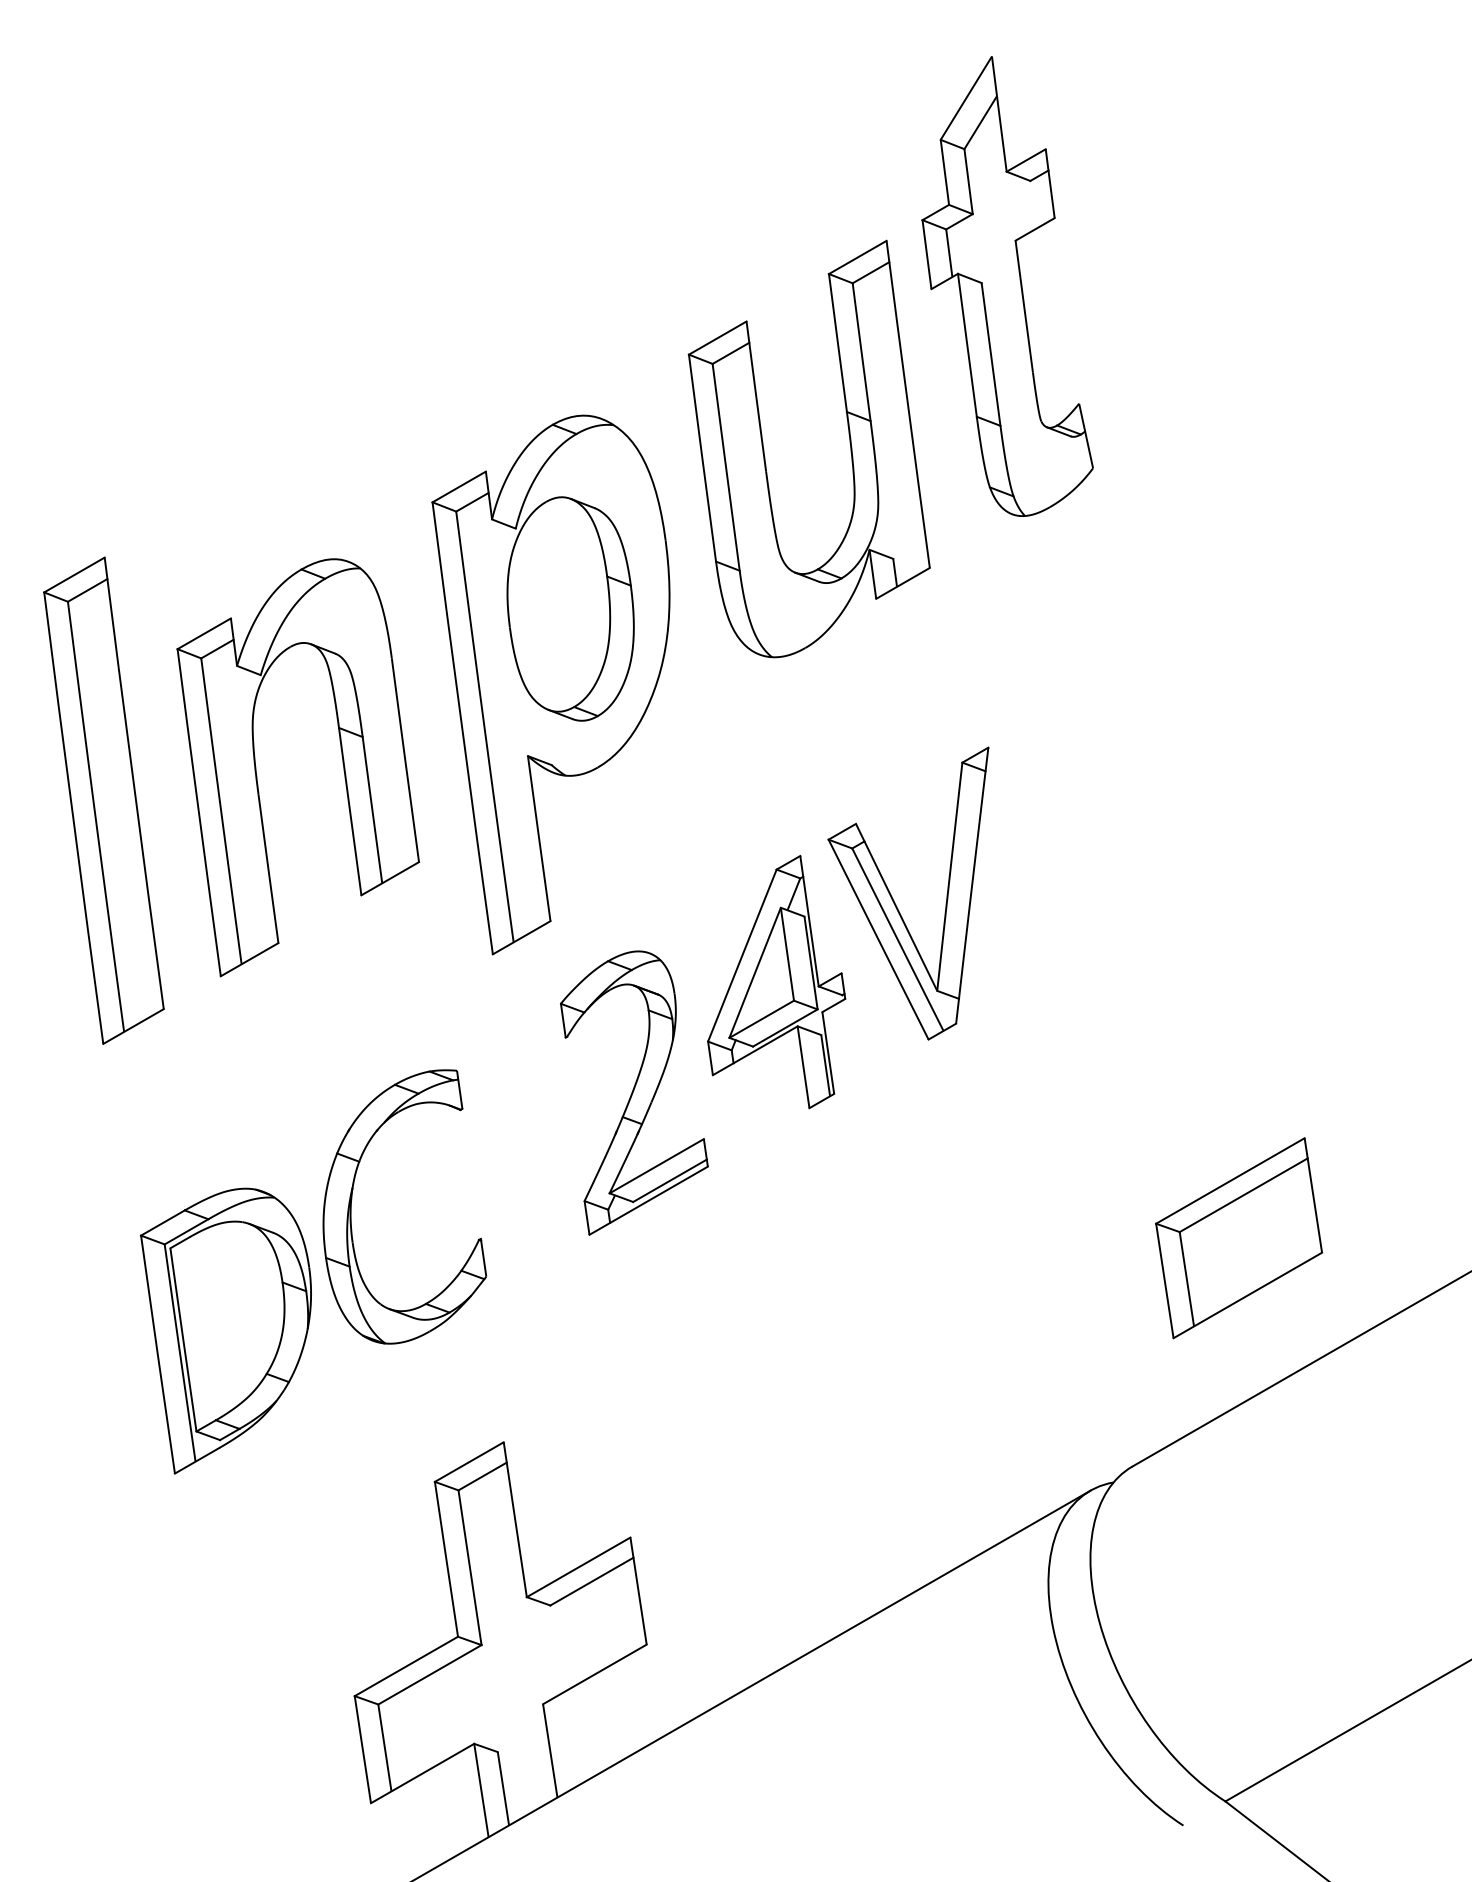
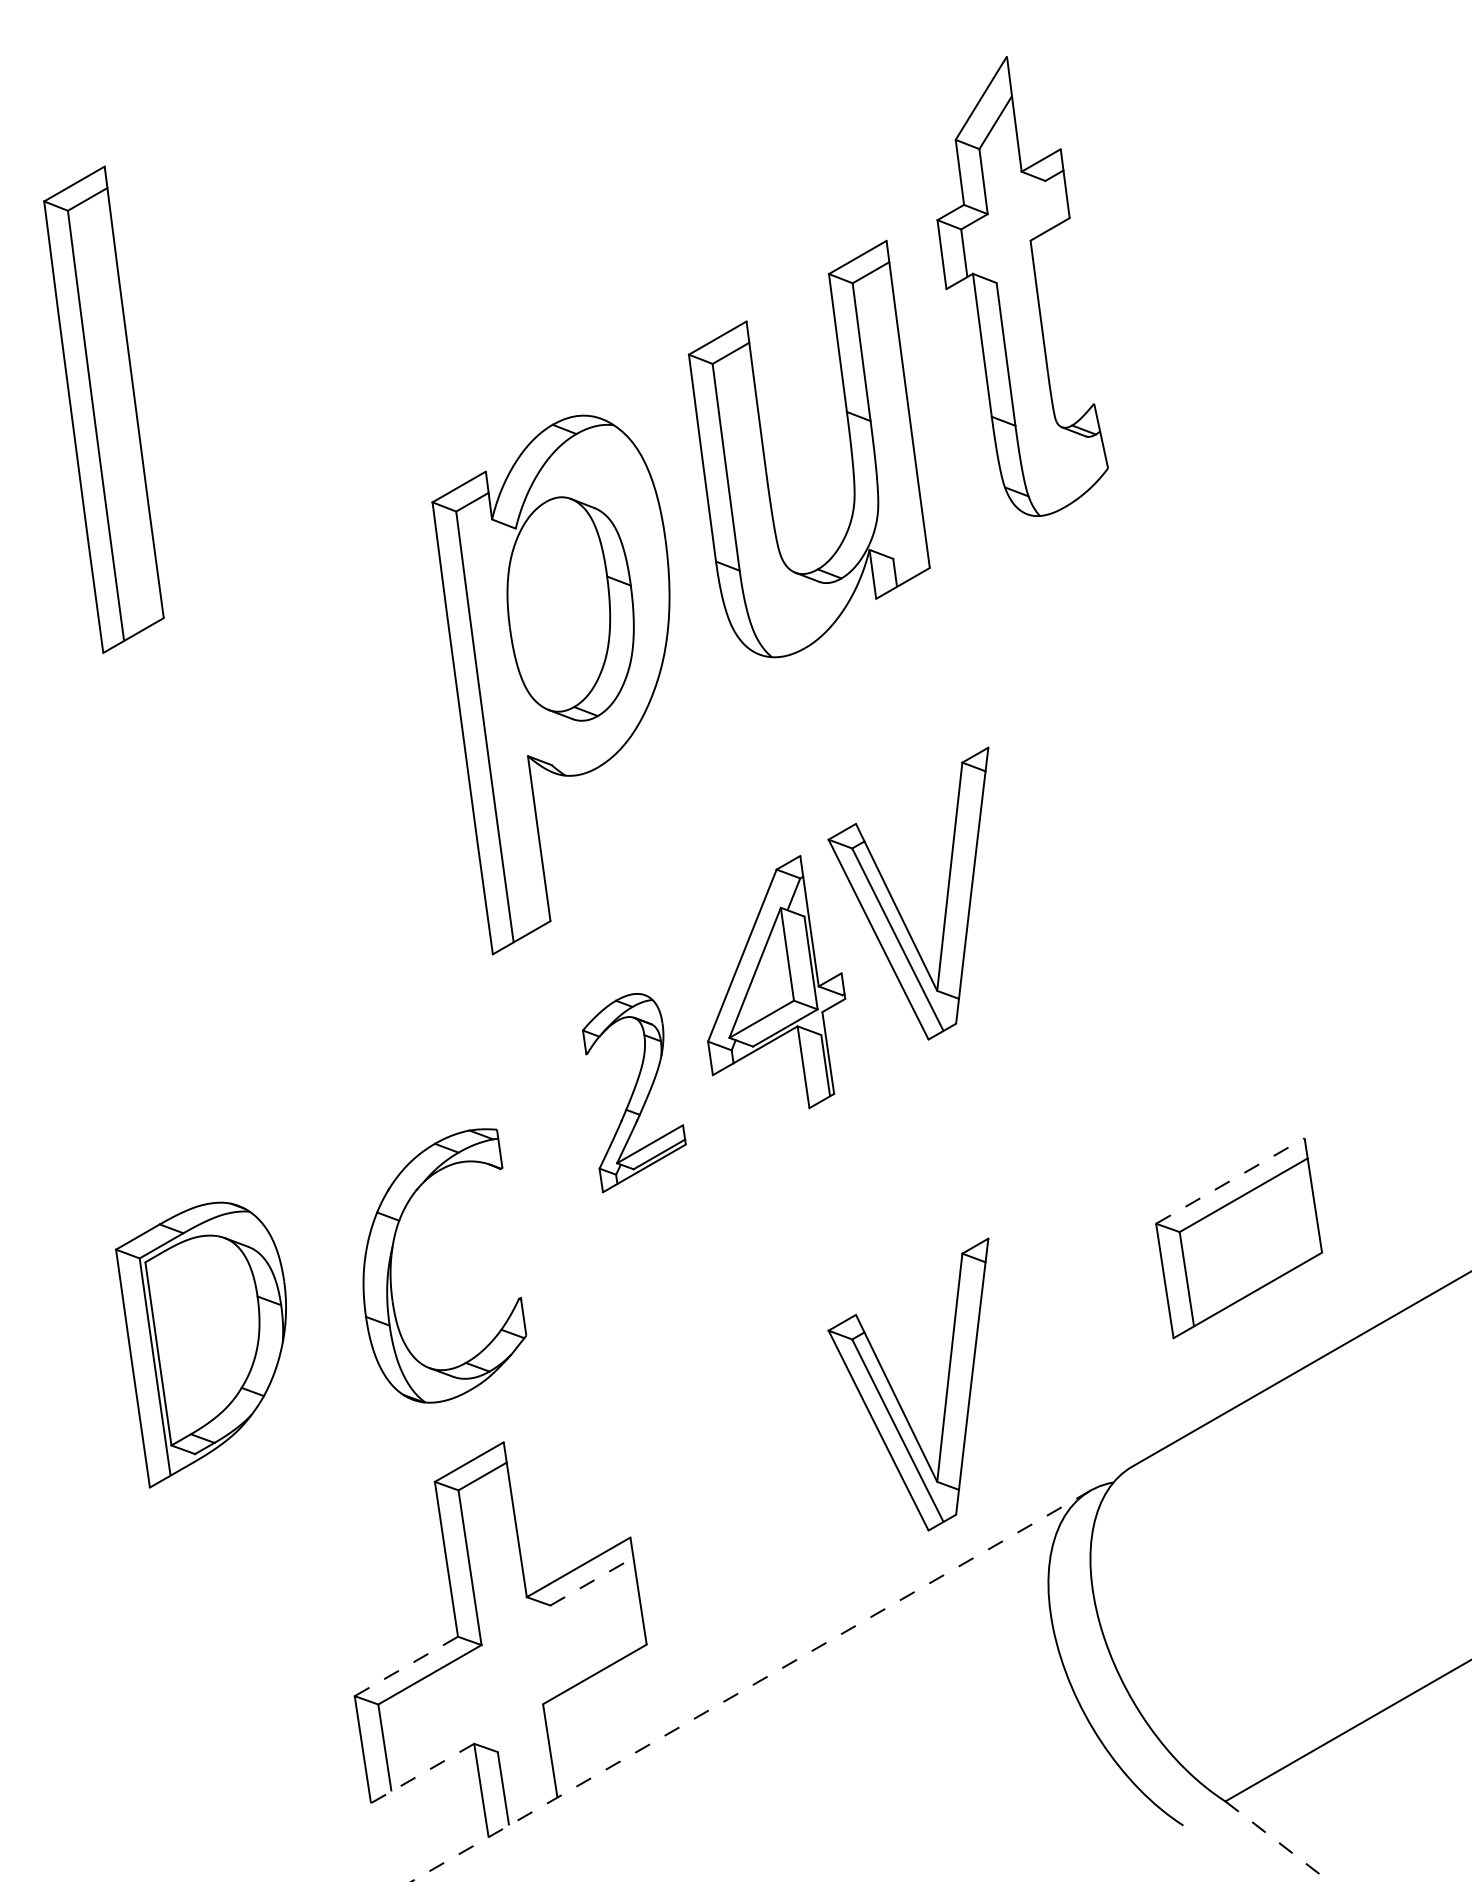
part position: (1007, 286) -> (1022, 286) (1022, 286)
part: present -> none (257, 775)
part position: (103, 800) -> (103, 409) (103, 409)
part size: 149x286 px -> 105x201 px (634, 1093)
line: solid -> dashed (1230, 1180)
part position: (352, 1199) -> (392, 1258) (392, 1258)
part position: (225, 1330) -> (200, 1344) (200, 1344)
part: none -> present (894, 1391)
line: solid -> dashed (591, 1581)
line: solid -> dashed (406, 1666)
line: solid -> dashed (750, 1686)
line: solid -> dashed (422, 1773)
line: solid -> dashed (1277, 1841)
